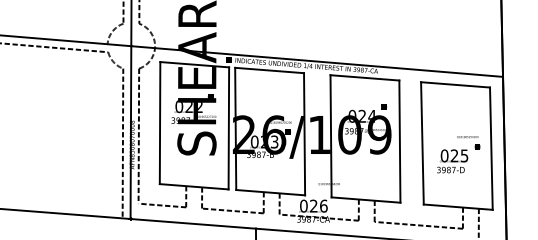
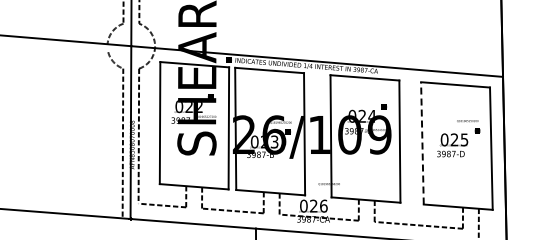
line: present -> none (55, 47)
line: solid -> dashed (422, 142)
part position: (458, 154) -> (458, 138) (458, 138)
